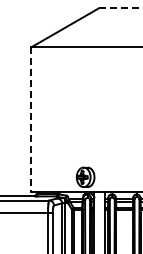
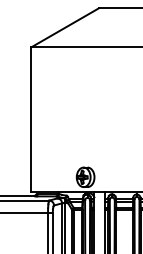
line: dashed -> solid (120, 8)
line: dashed -> solid (31, 120)
